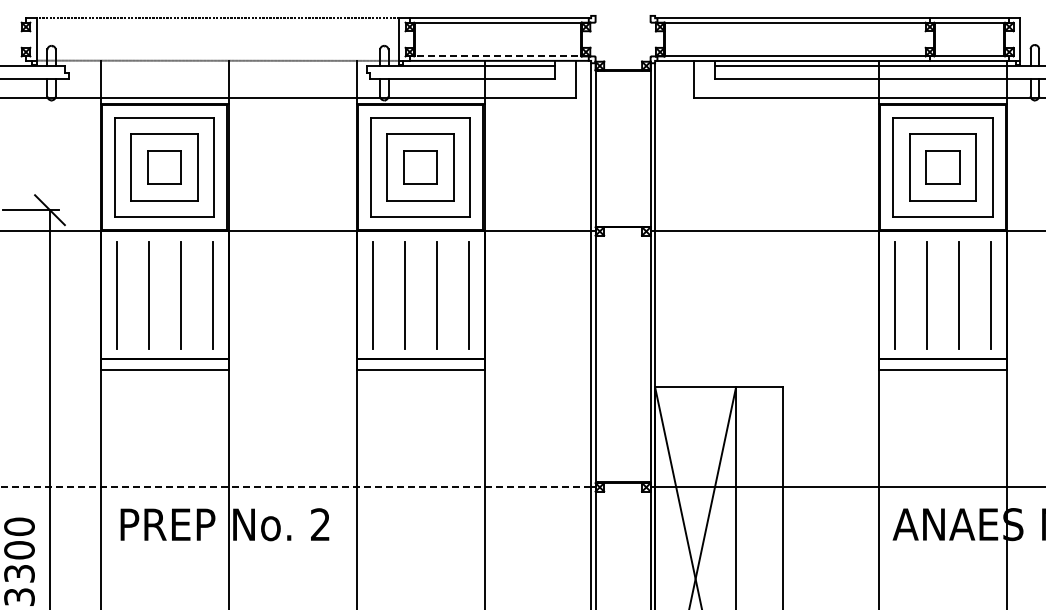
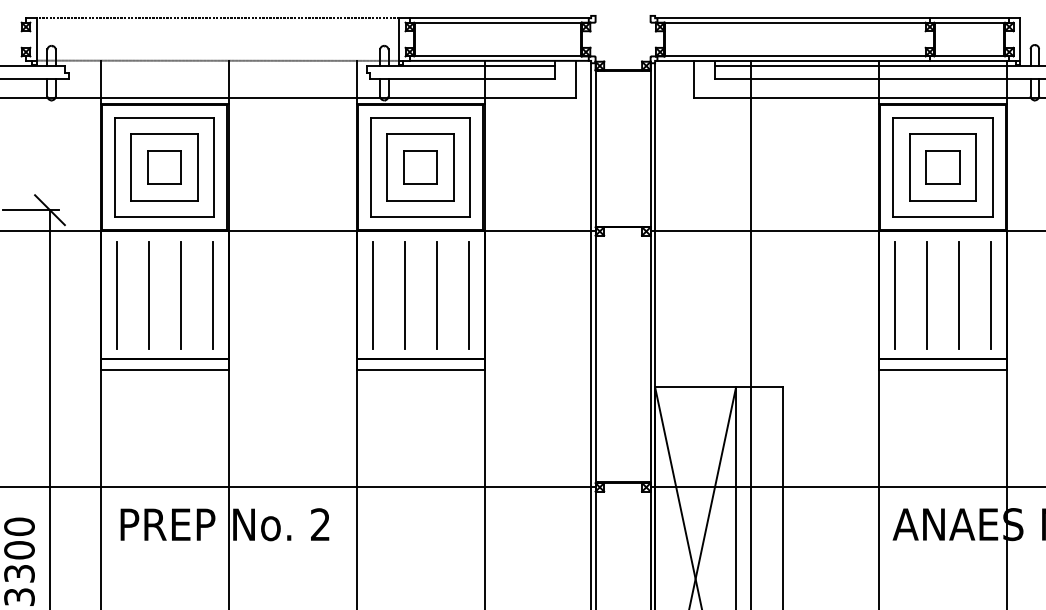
line: dashed -> solid (498, 56)
line: none -> present (751, 333)
line: dashed -> solid (295, 487)
